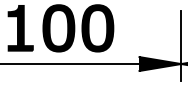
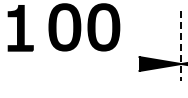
part position: (78, 28) -> (84, 27) (84, 27)
line: solid -> dashed (181, 46)
line: present -> none (70, 64)
